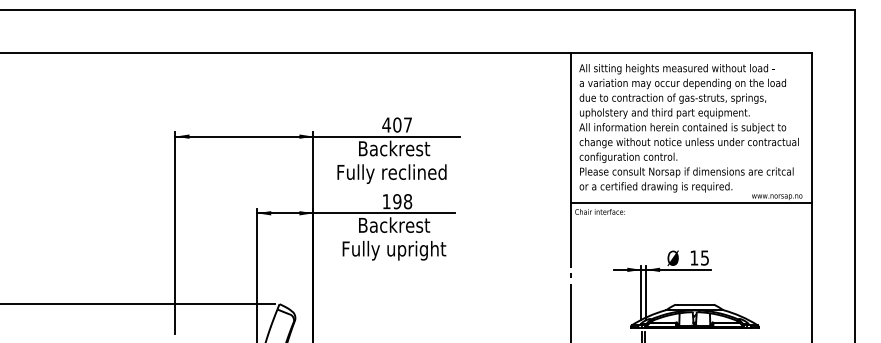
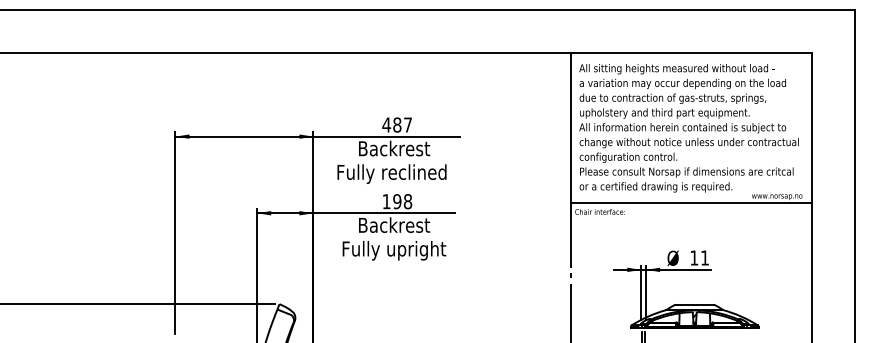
text: 407 -> 487 (397, 124)
text: 15 -> 11 (704, 257)
